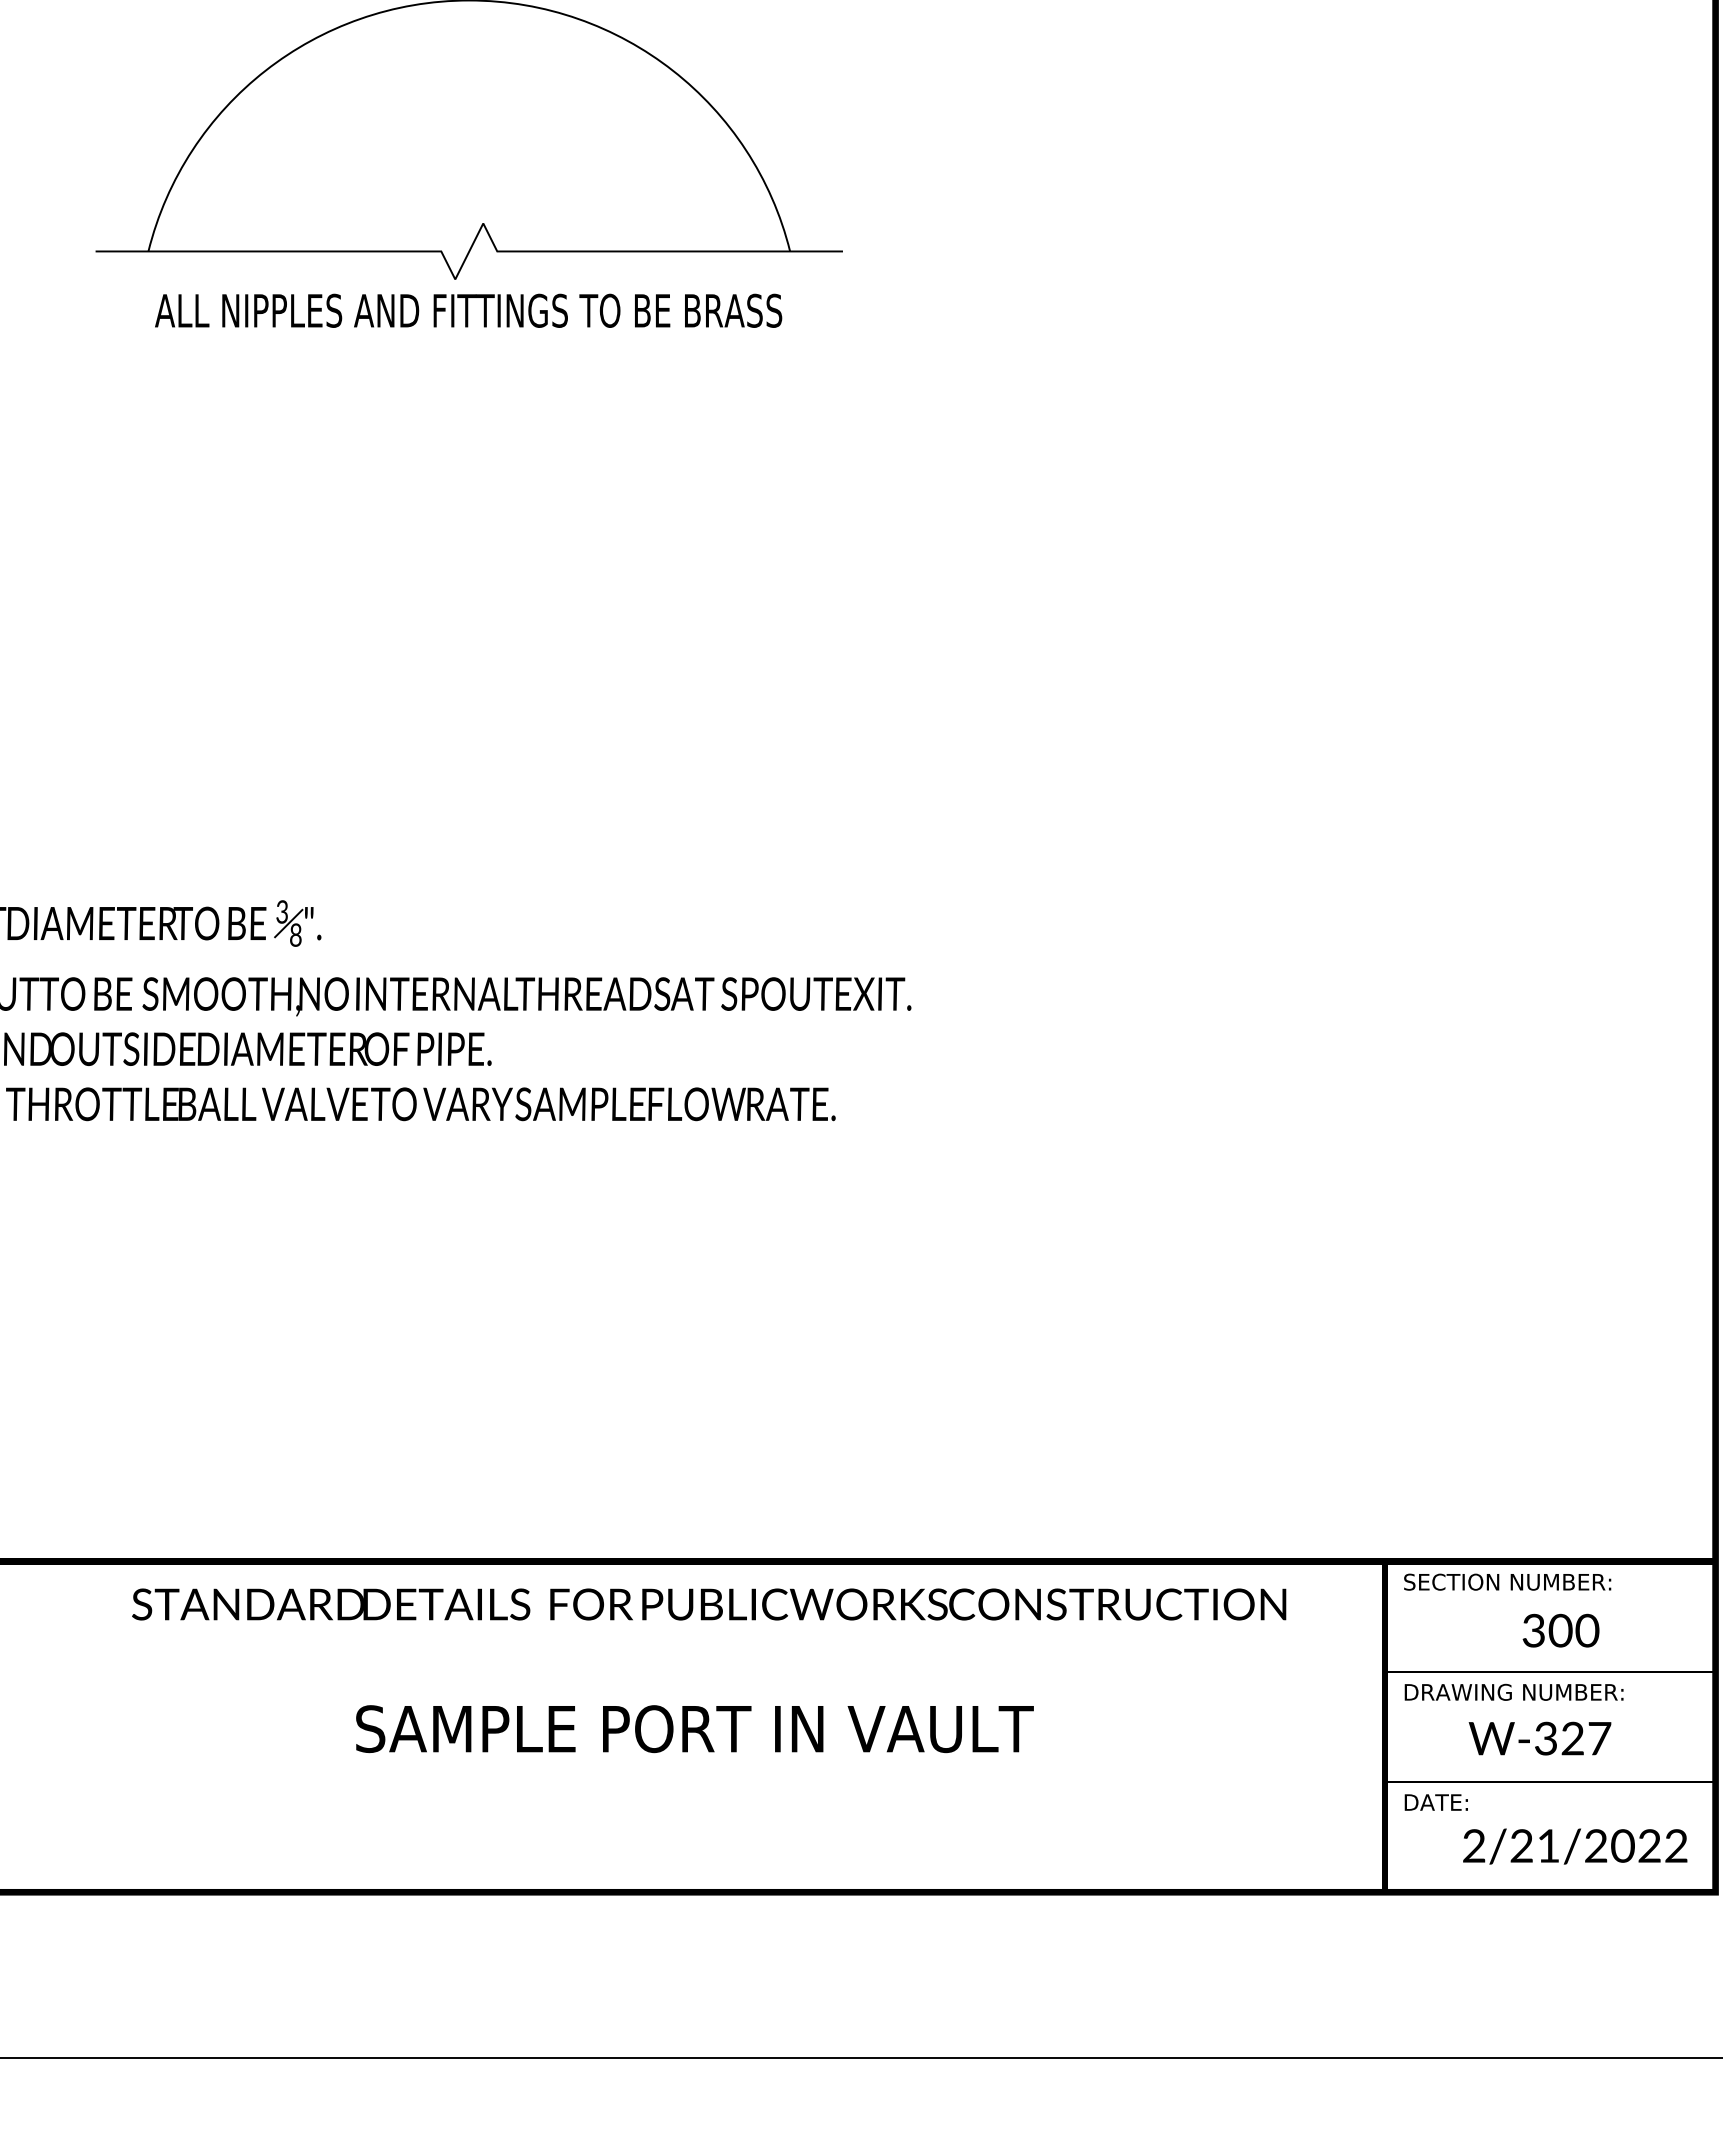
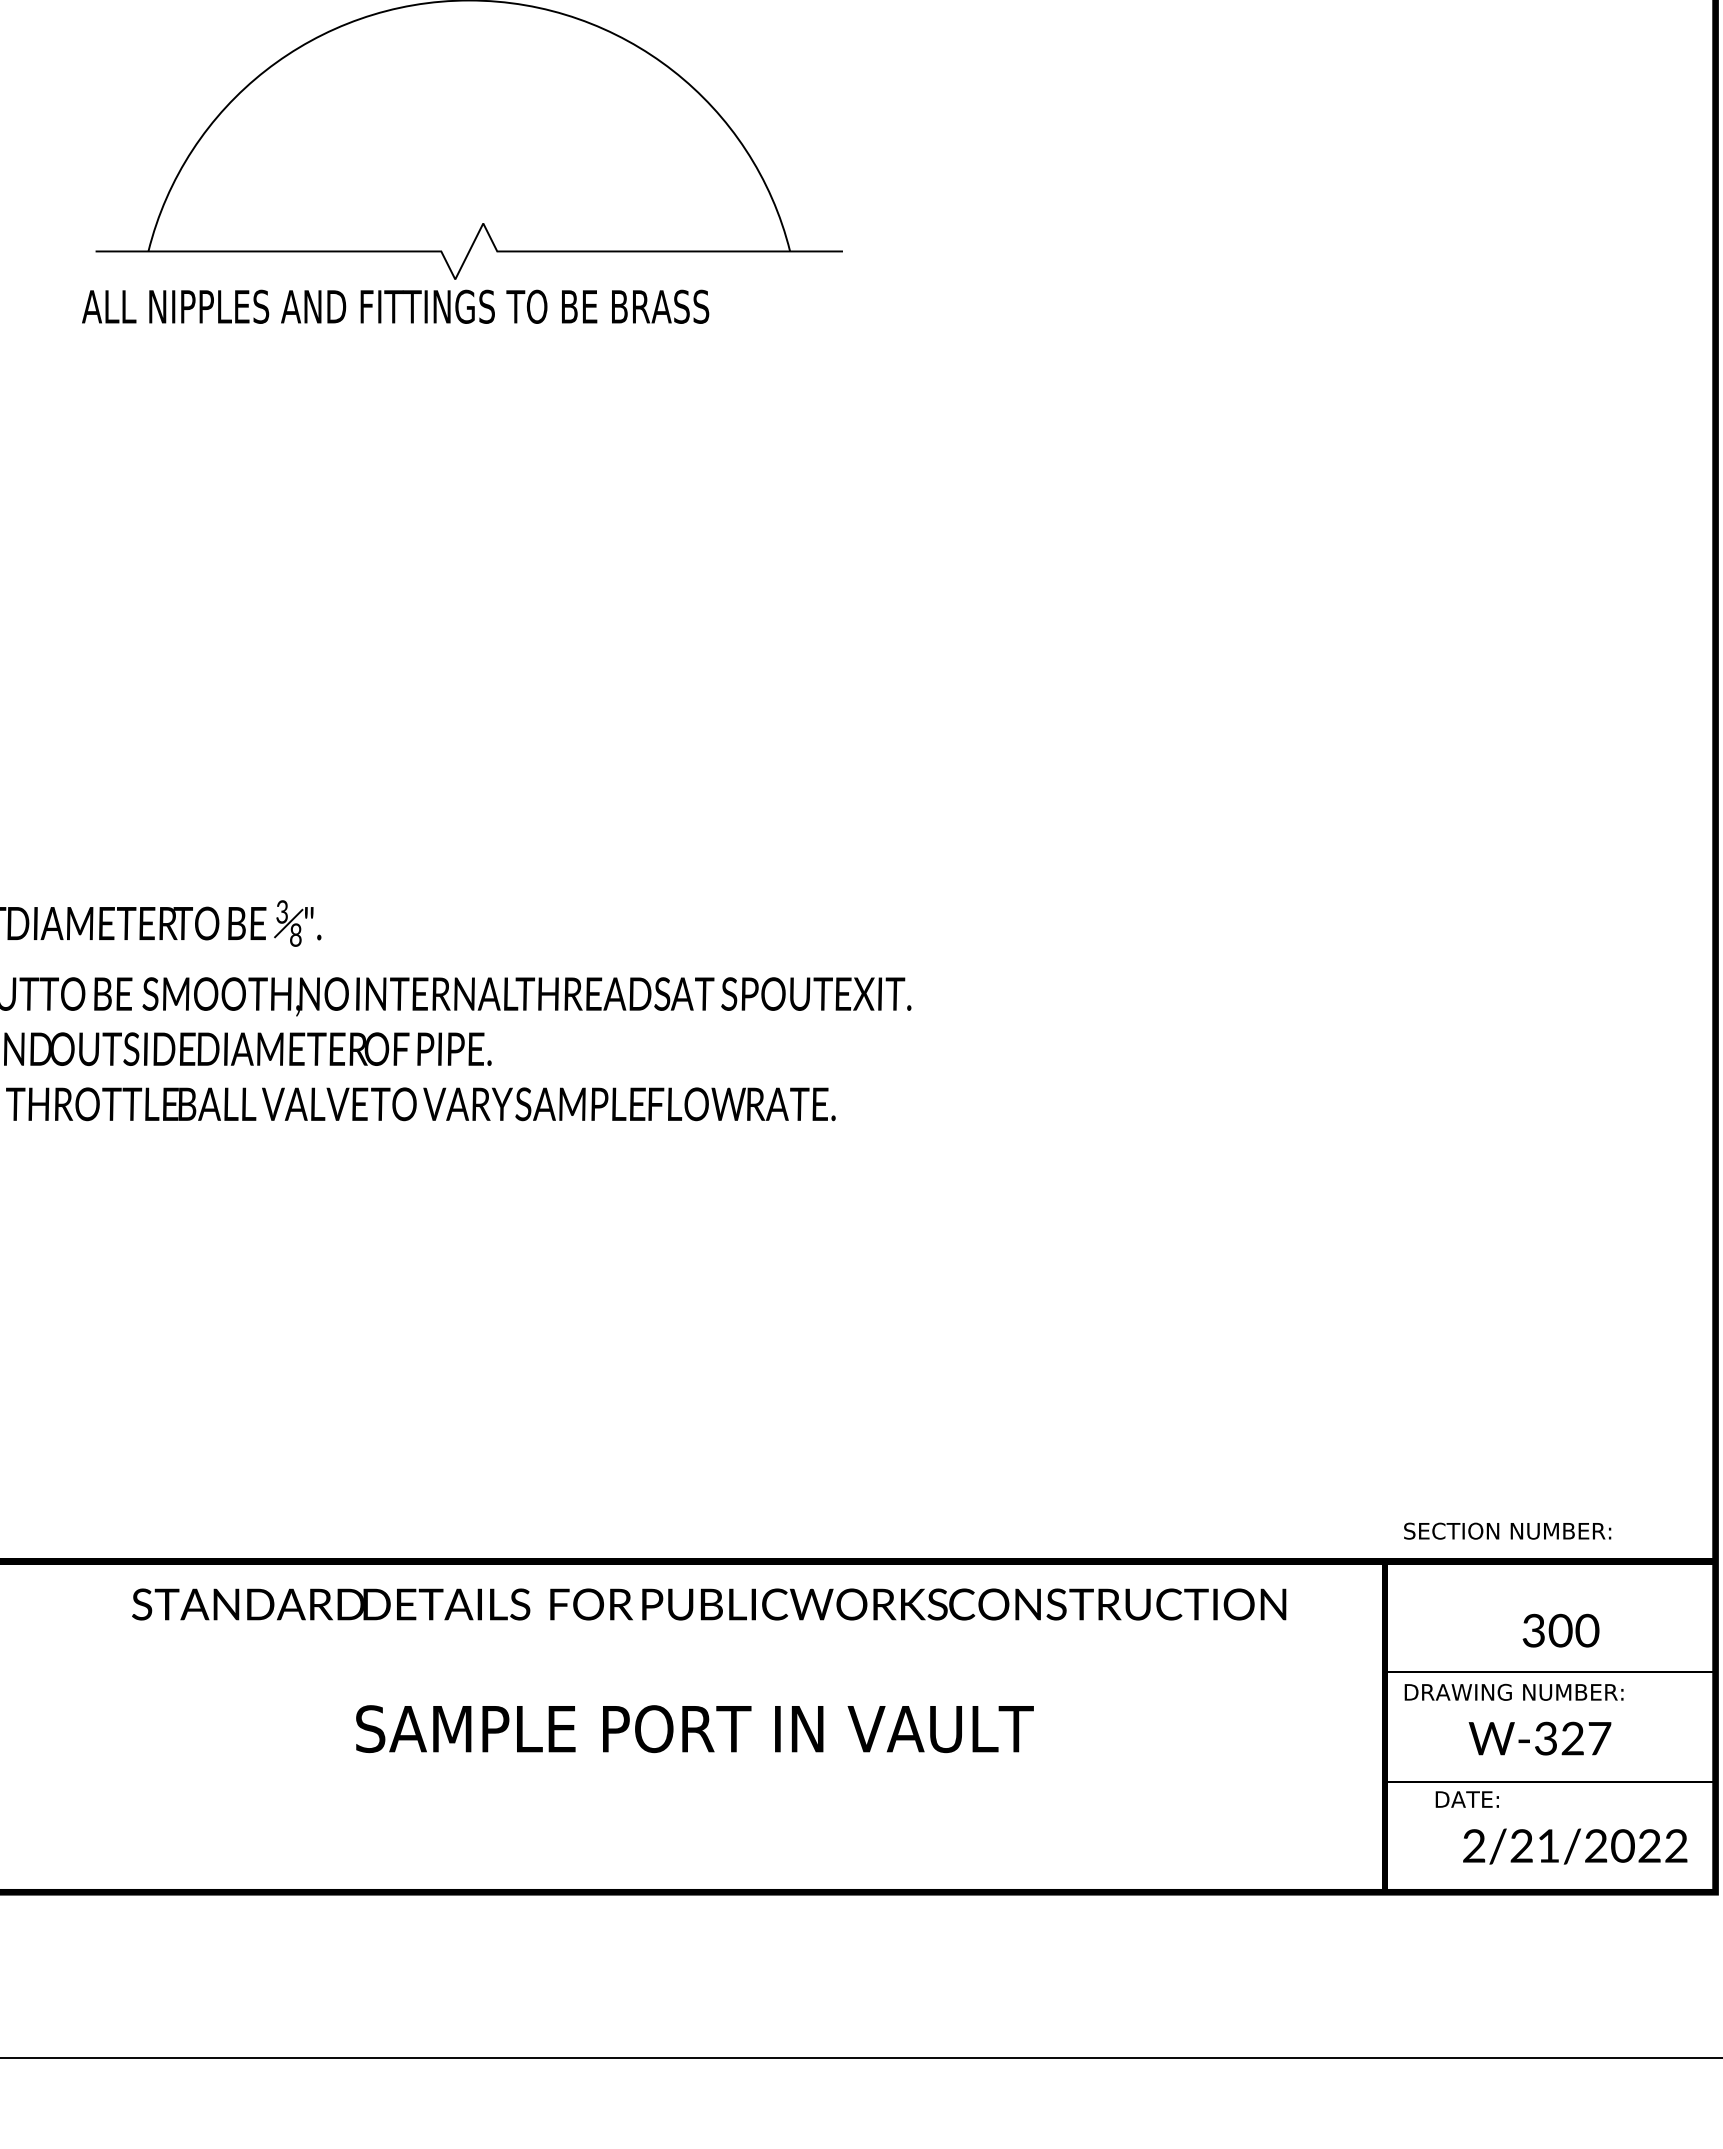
text position: (468, 310) -> (395, 306) (395, 306)
text position: (1507, 1581) -> (1507, 1530) (1507, 1530)
text position: (1435, 1802) -> (1466, 1799) (1466, 1799)
